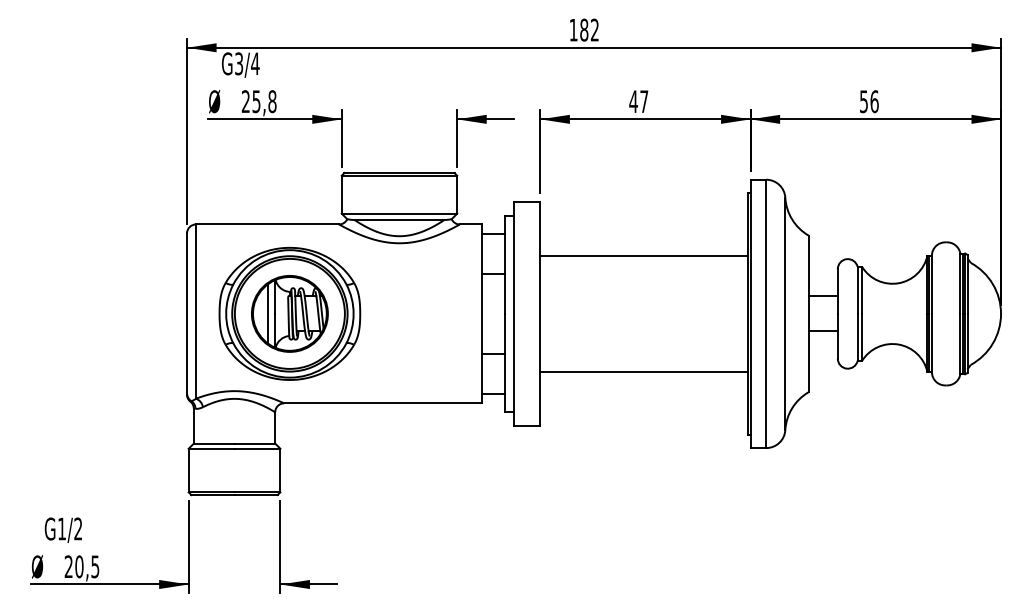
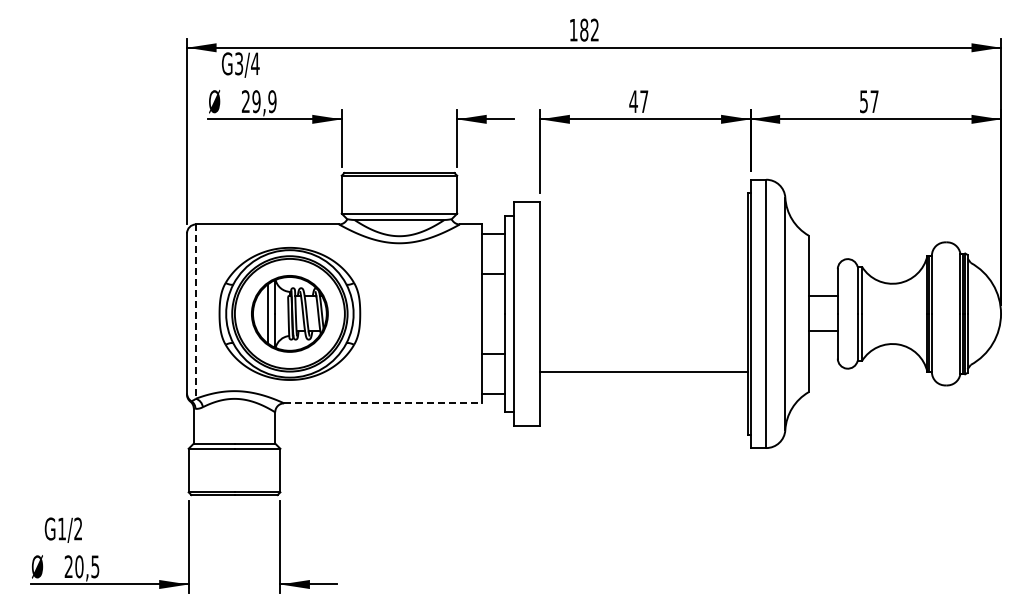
text: 25,8 -> 29,9 (264, 101)
text: 56 -> 57 (874, 101)
line: present -> none (644, 256)
line: solid -> dashed (195, 312)
line: solid -> dashed (383, 403)
